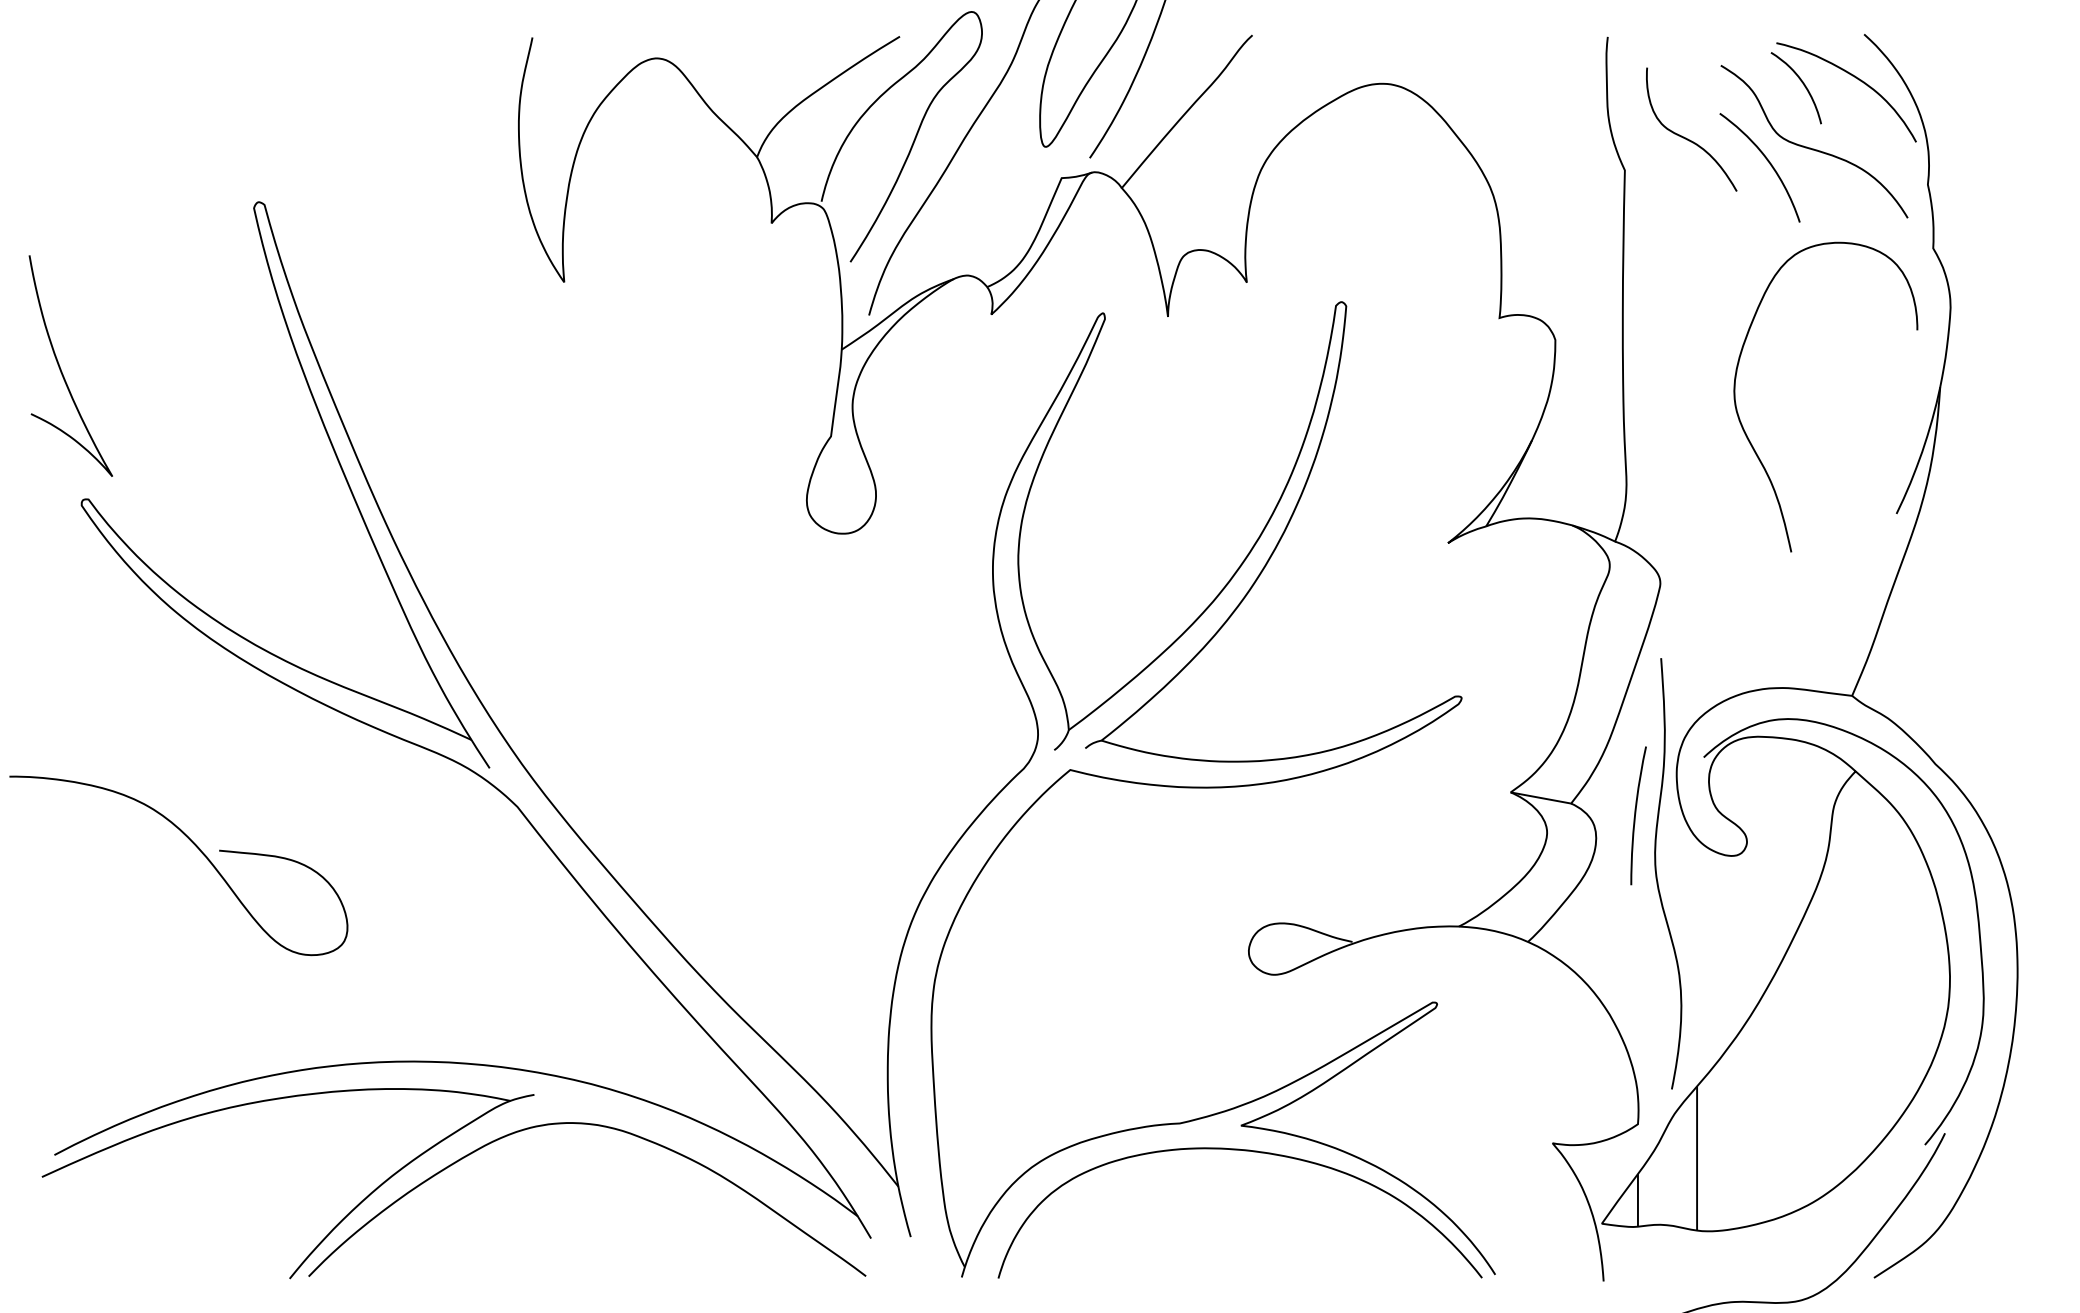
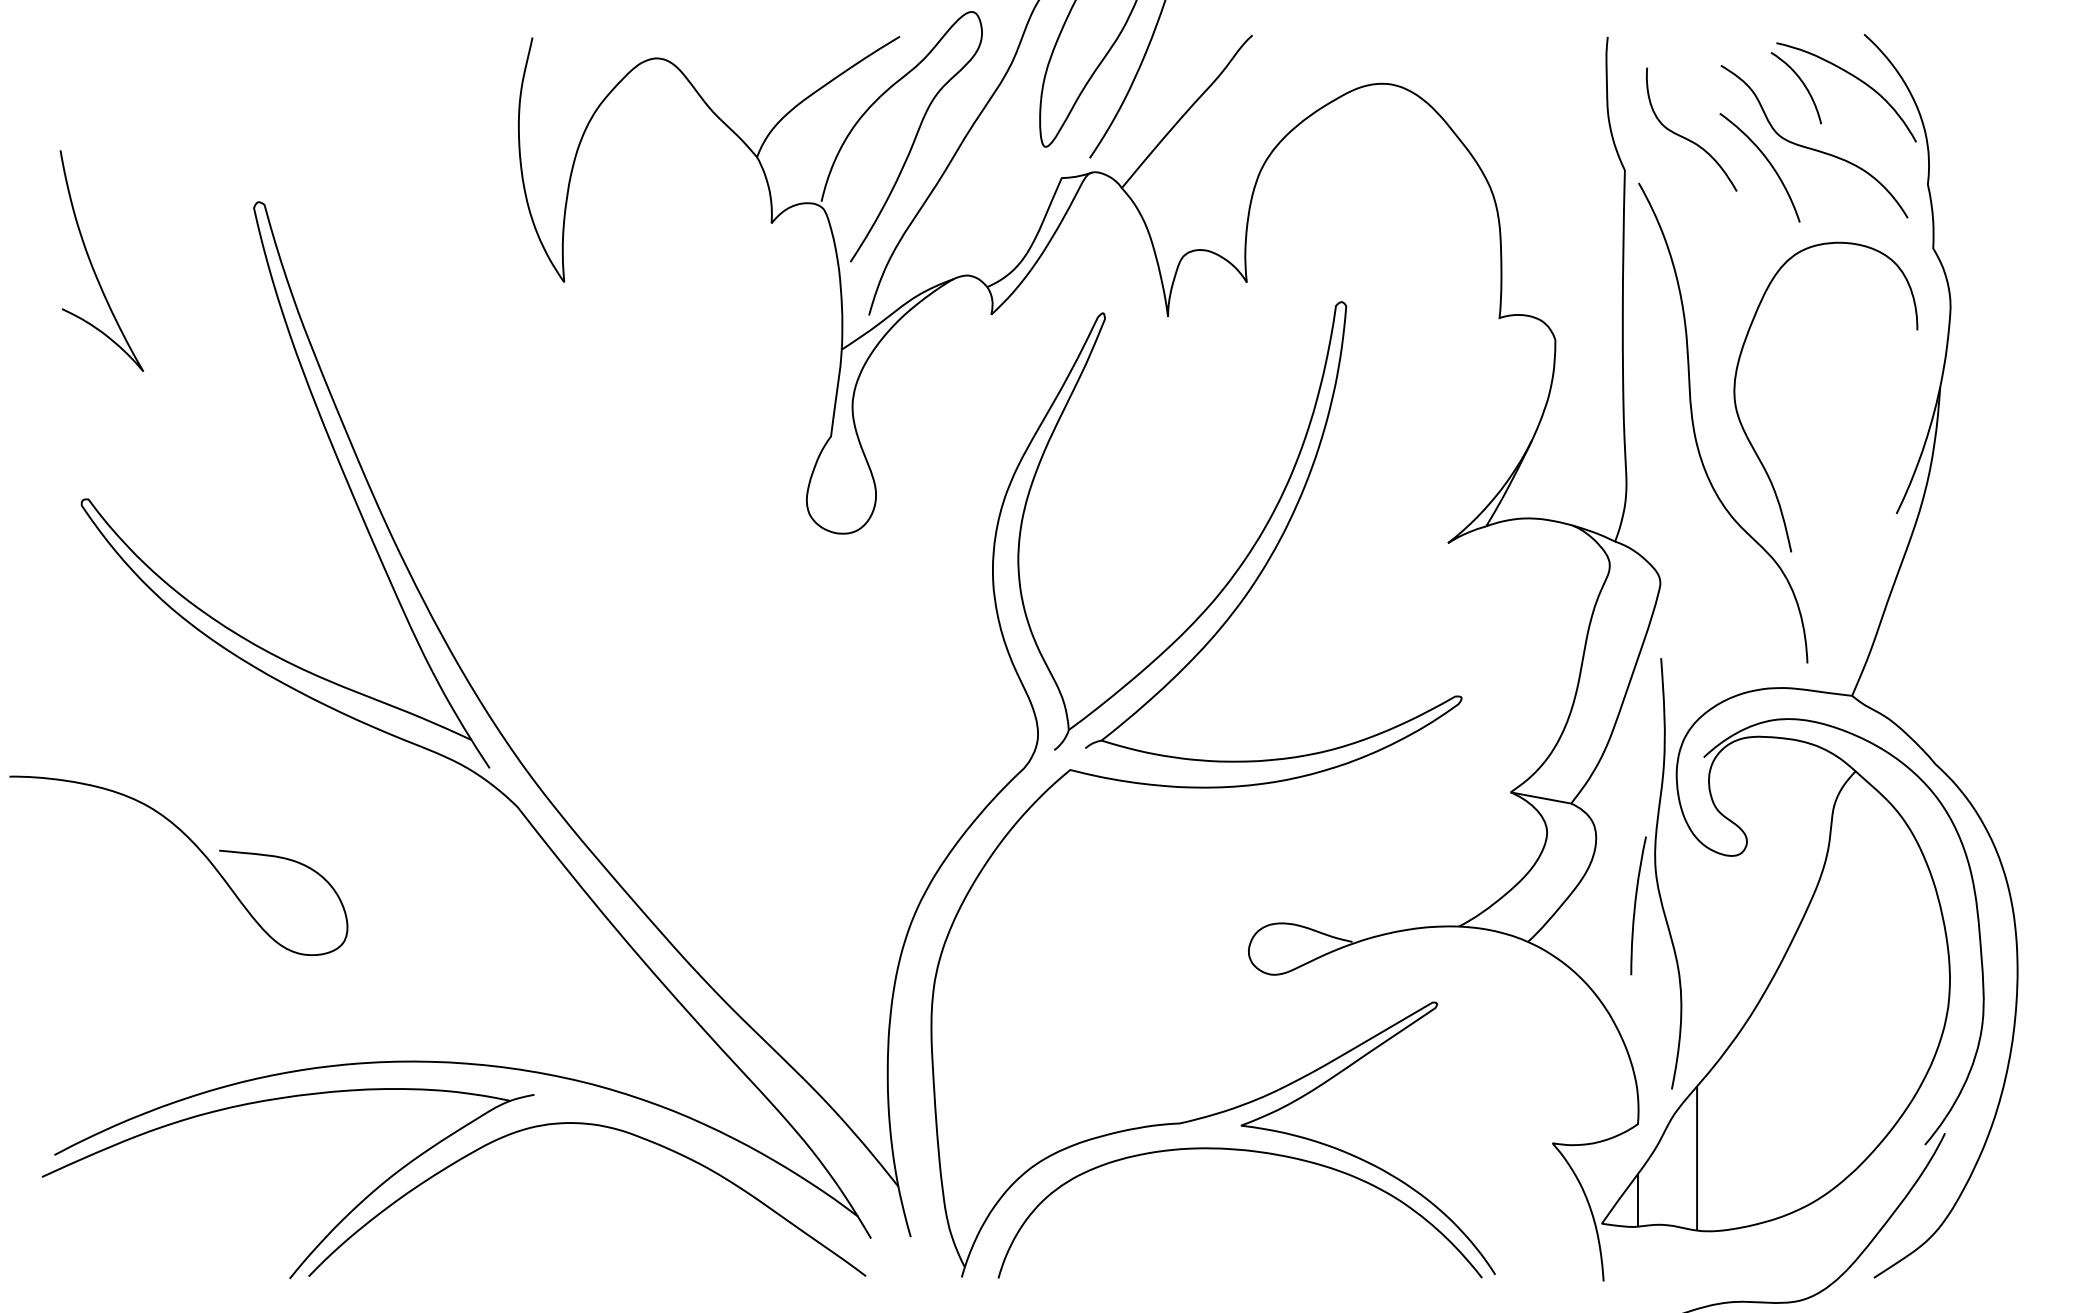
curve position: (61, 369) -> (92, 264) (92, 264)
curve: none -> present (1694, 425)
curve position: (1636, 813) -> (1636, 903) (1636, 903)
